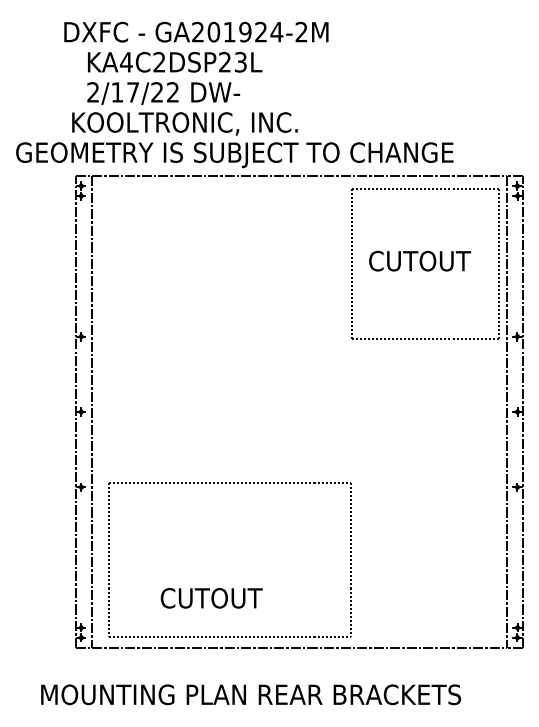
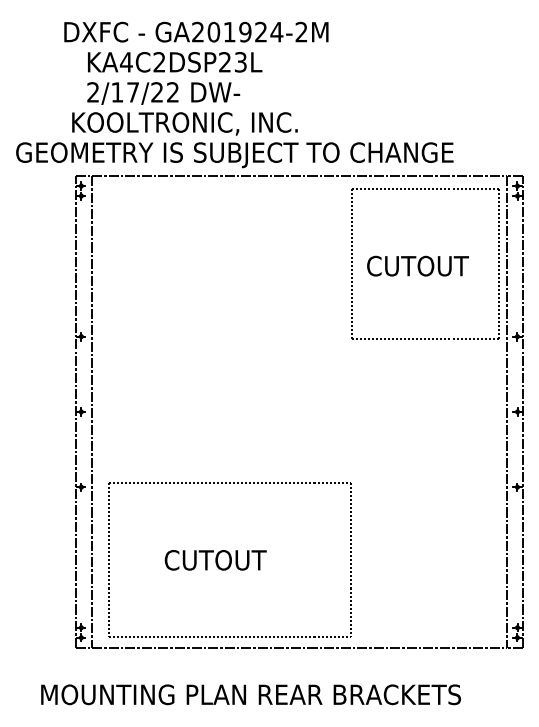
text position: (419, 260) -> (417, 265) (417, 265)
text position: (211, 598) -> (215, 560) (215, 560)
